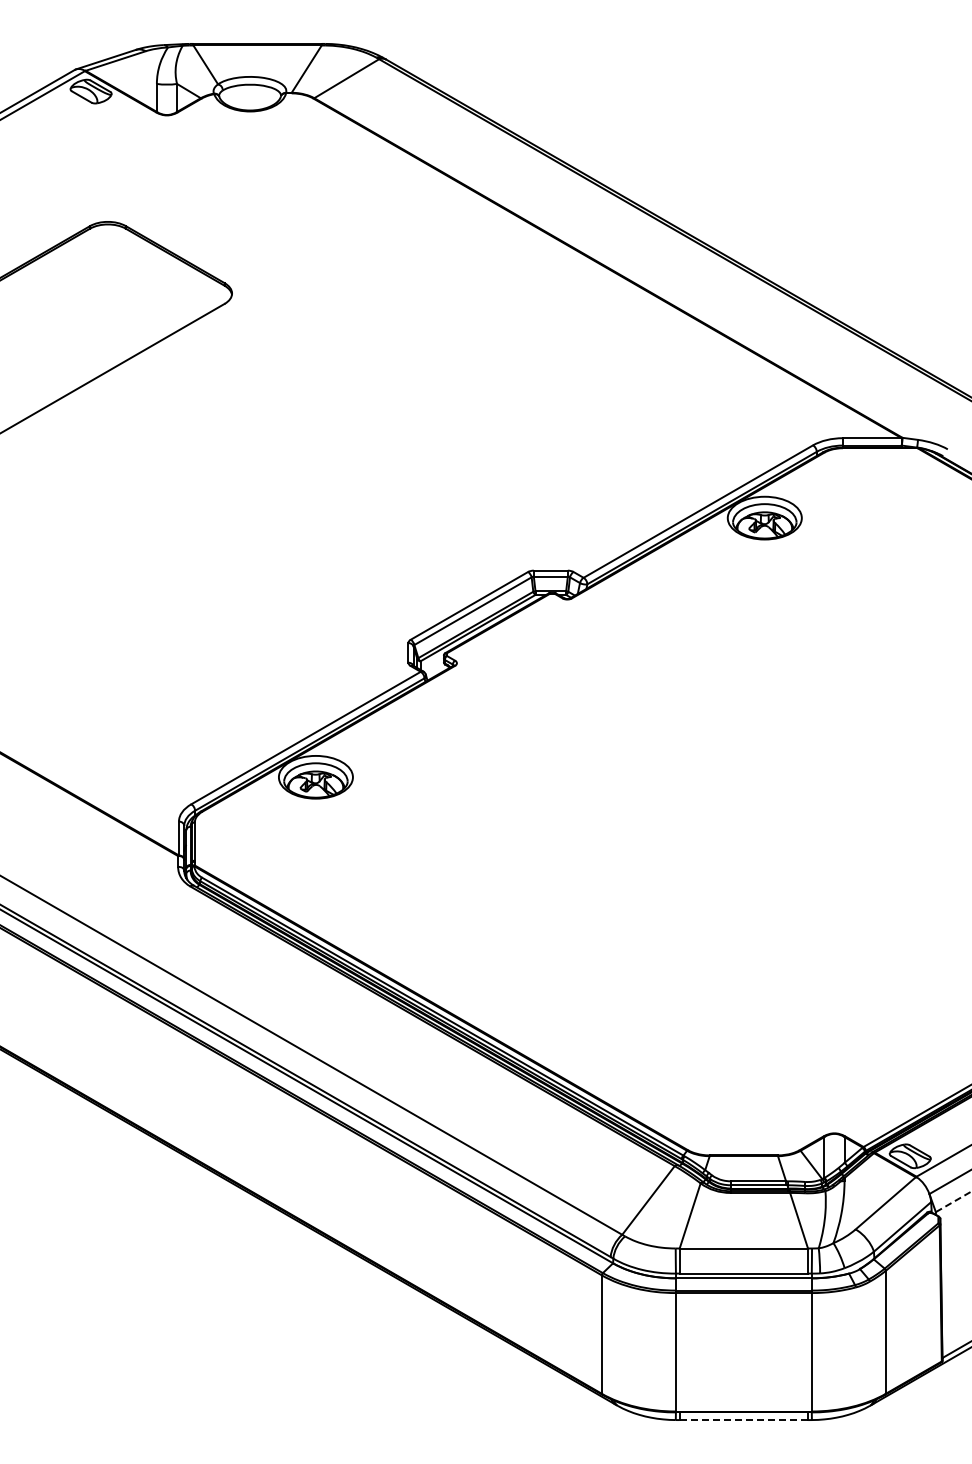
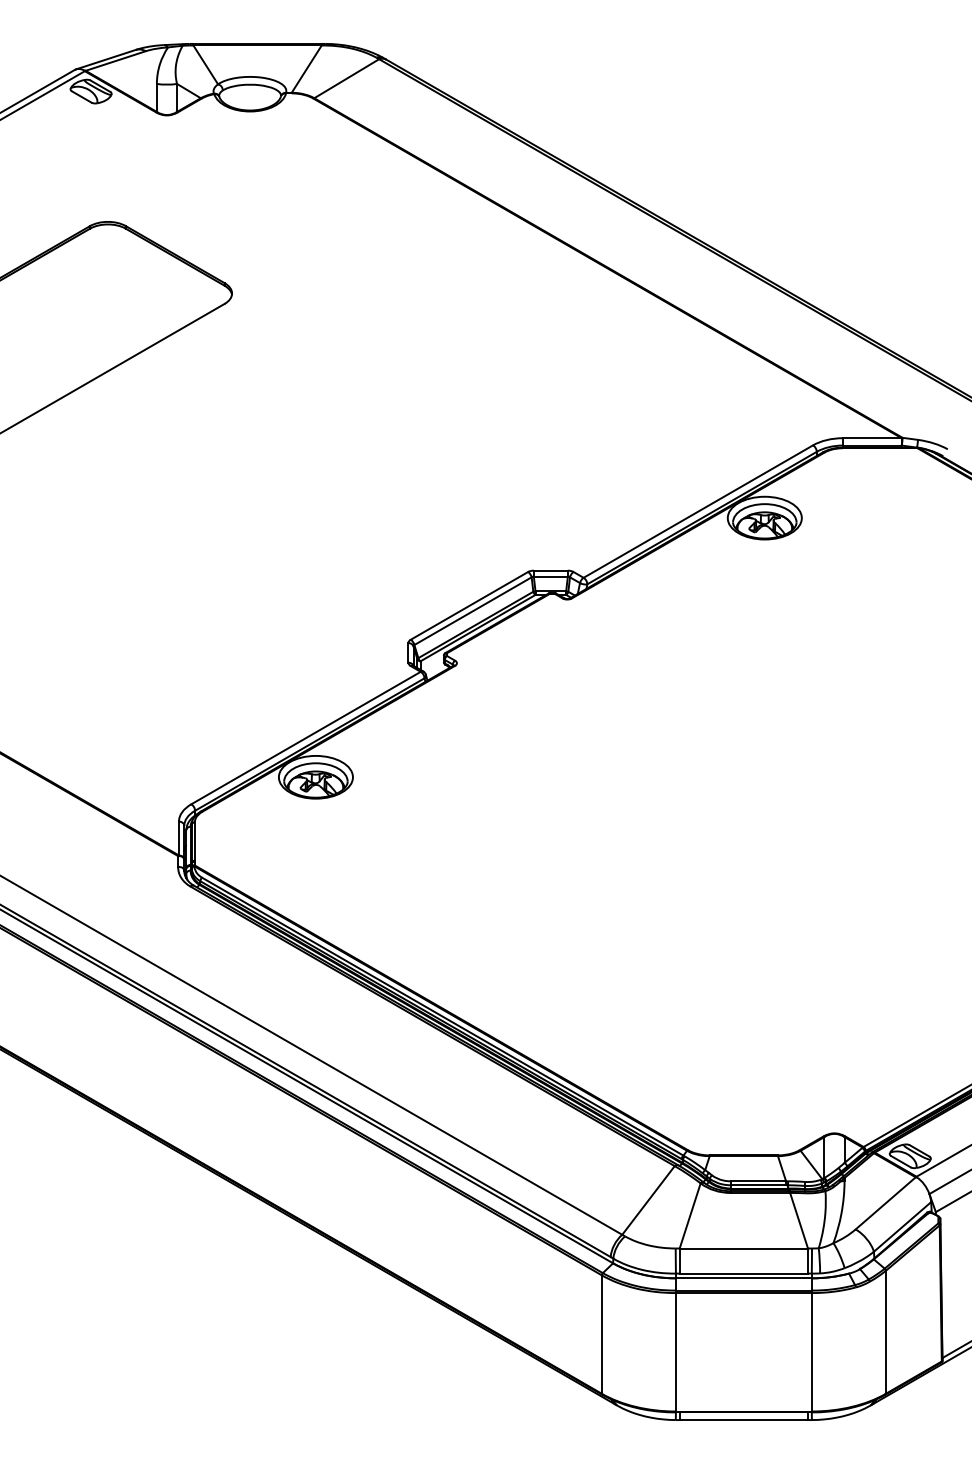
line: dashed -> solid (954, 1201)
line: dashed -> solid (744, 1420)
